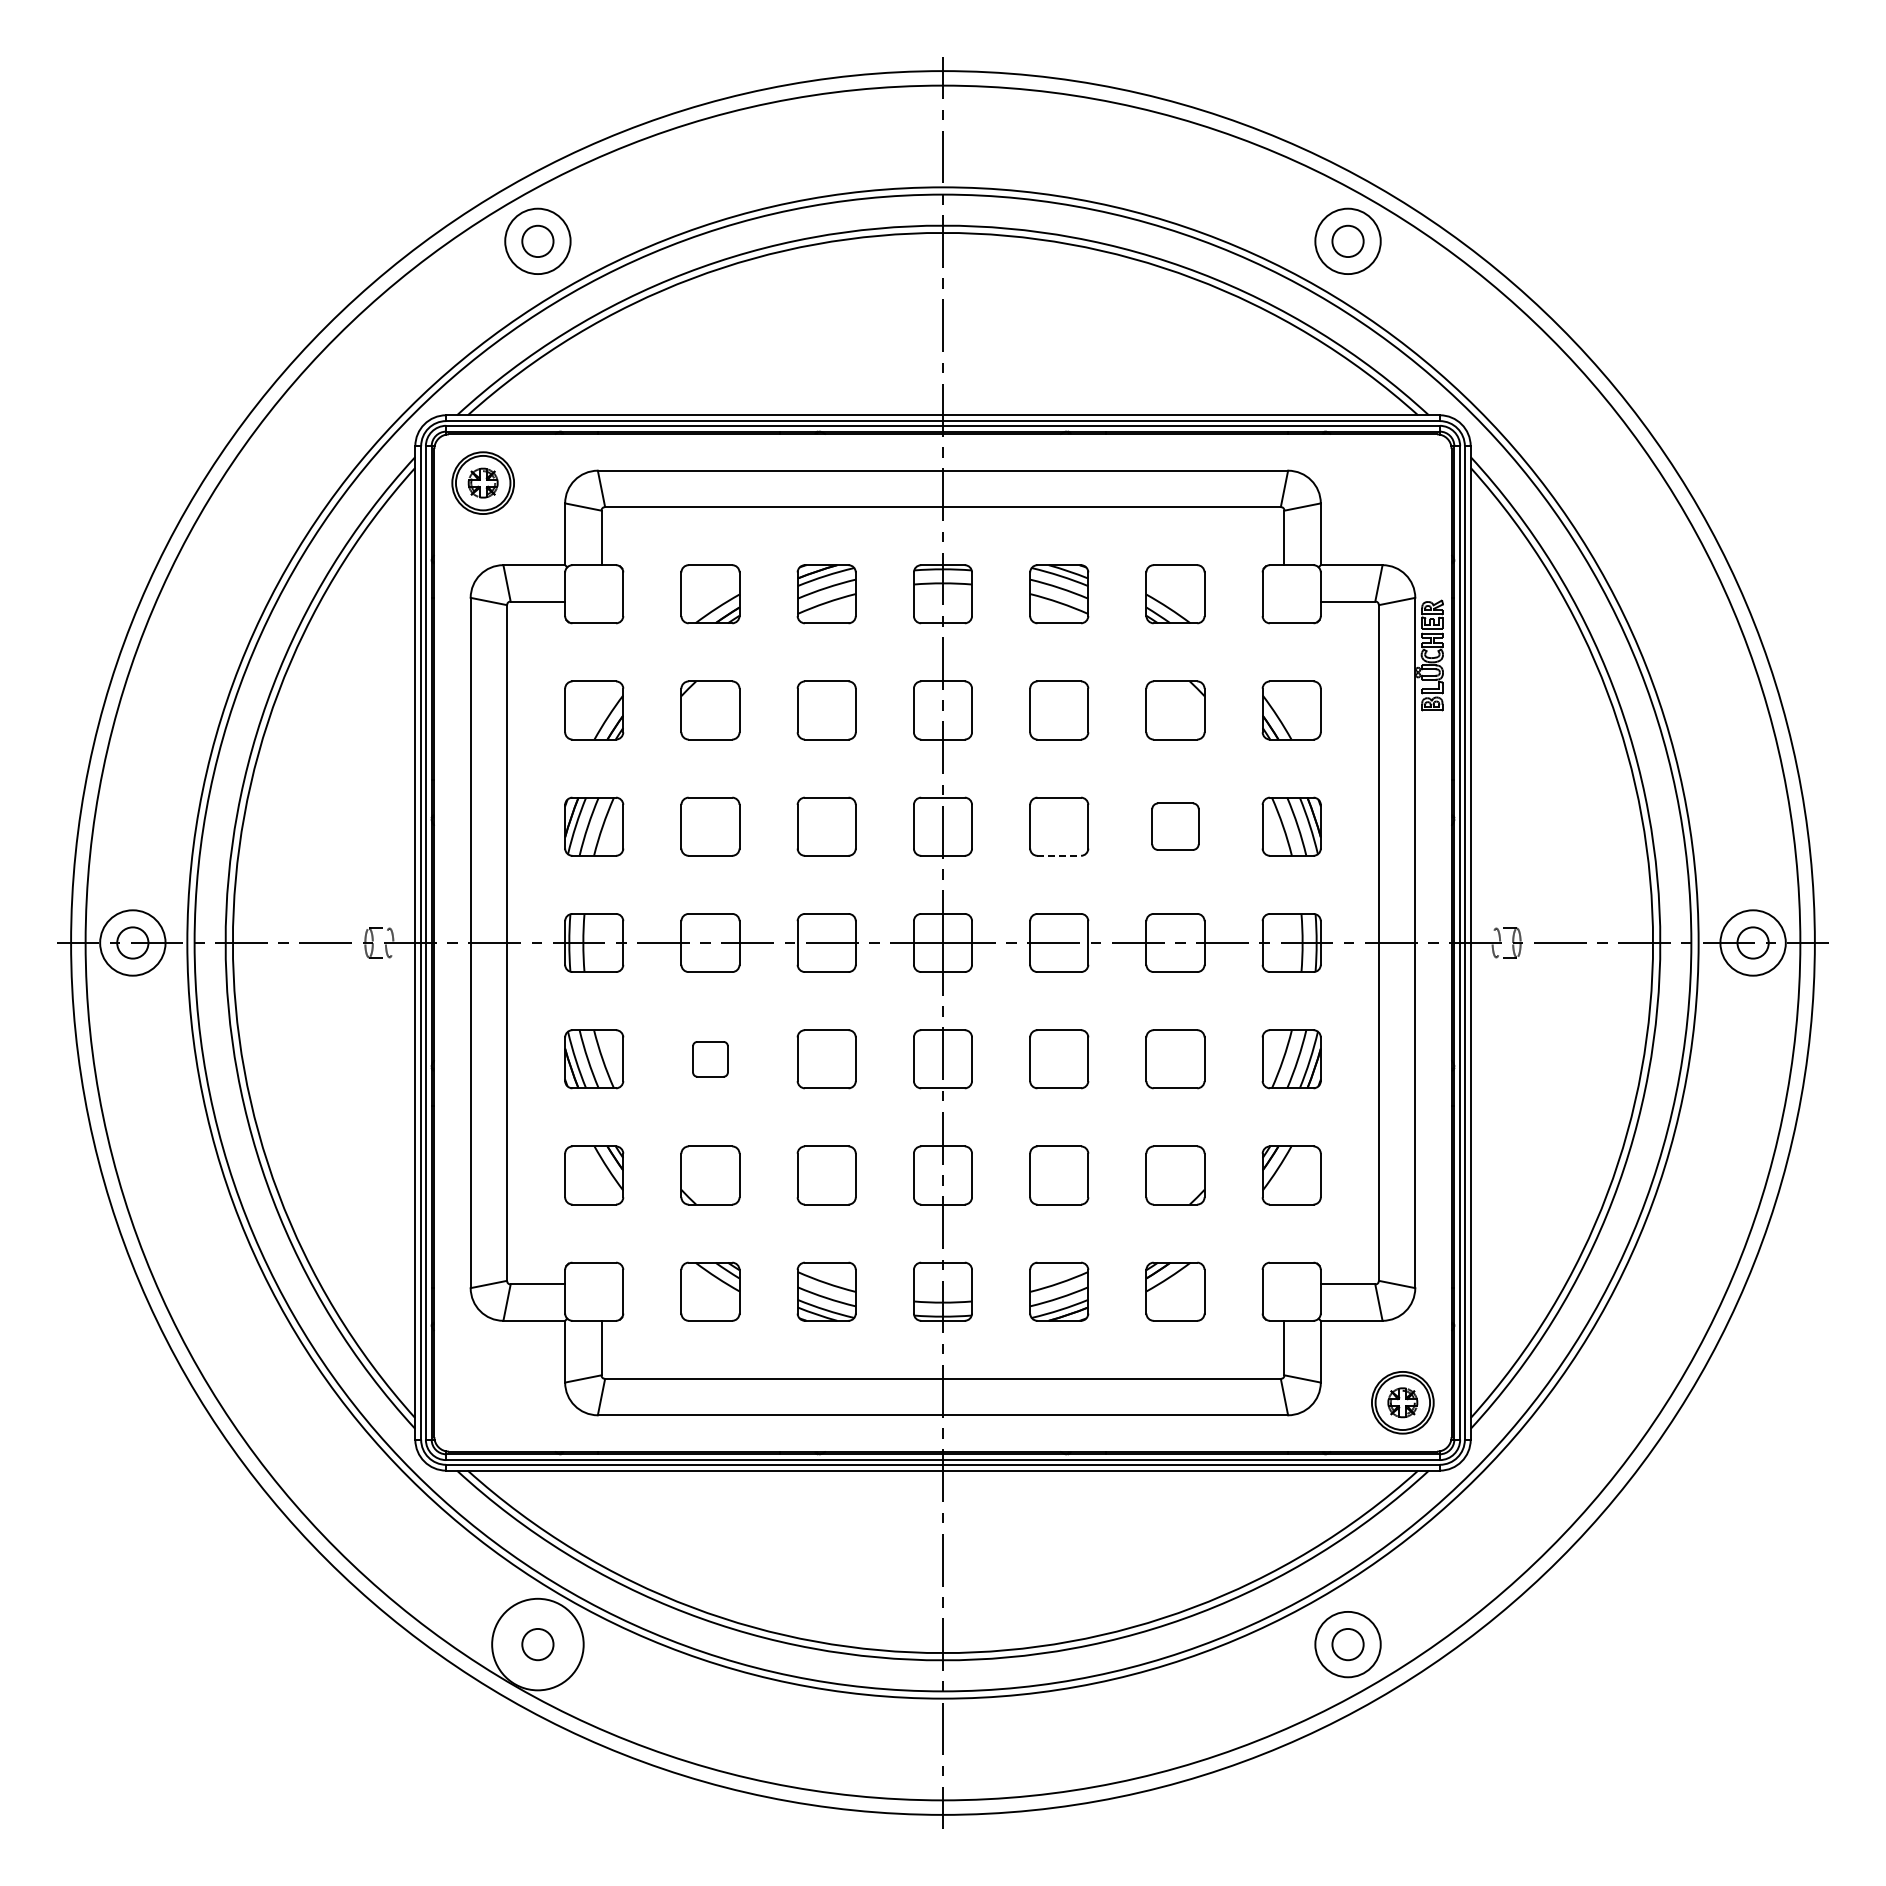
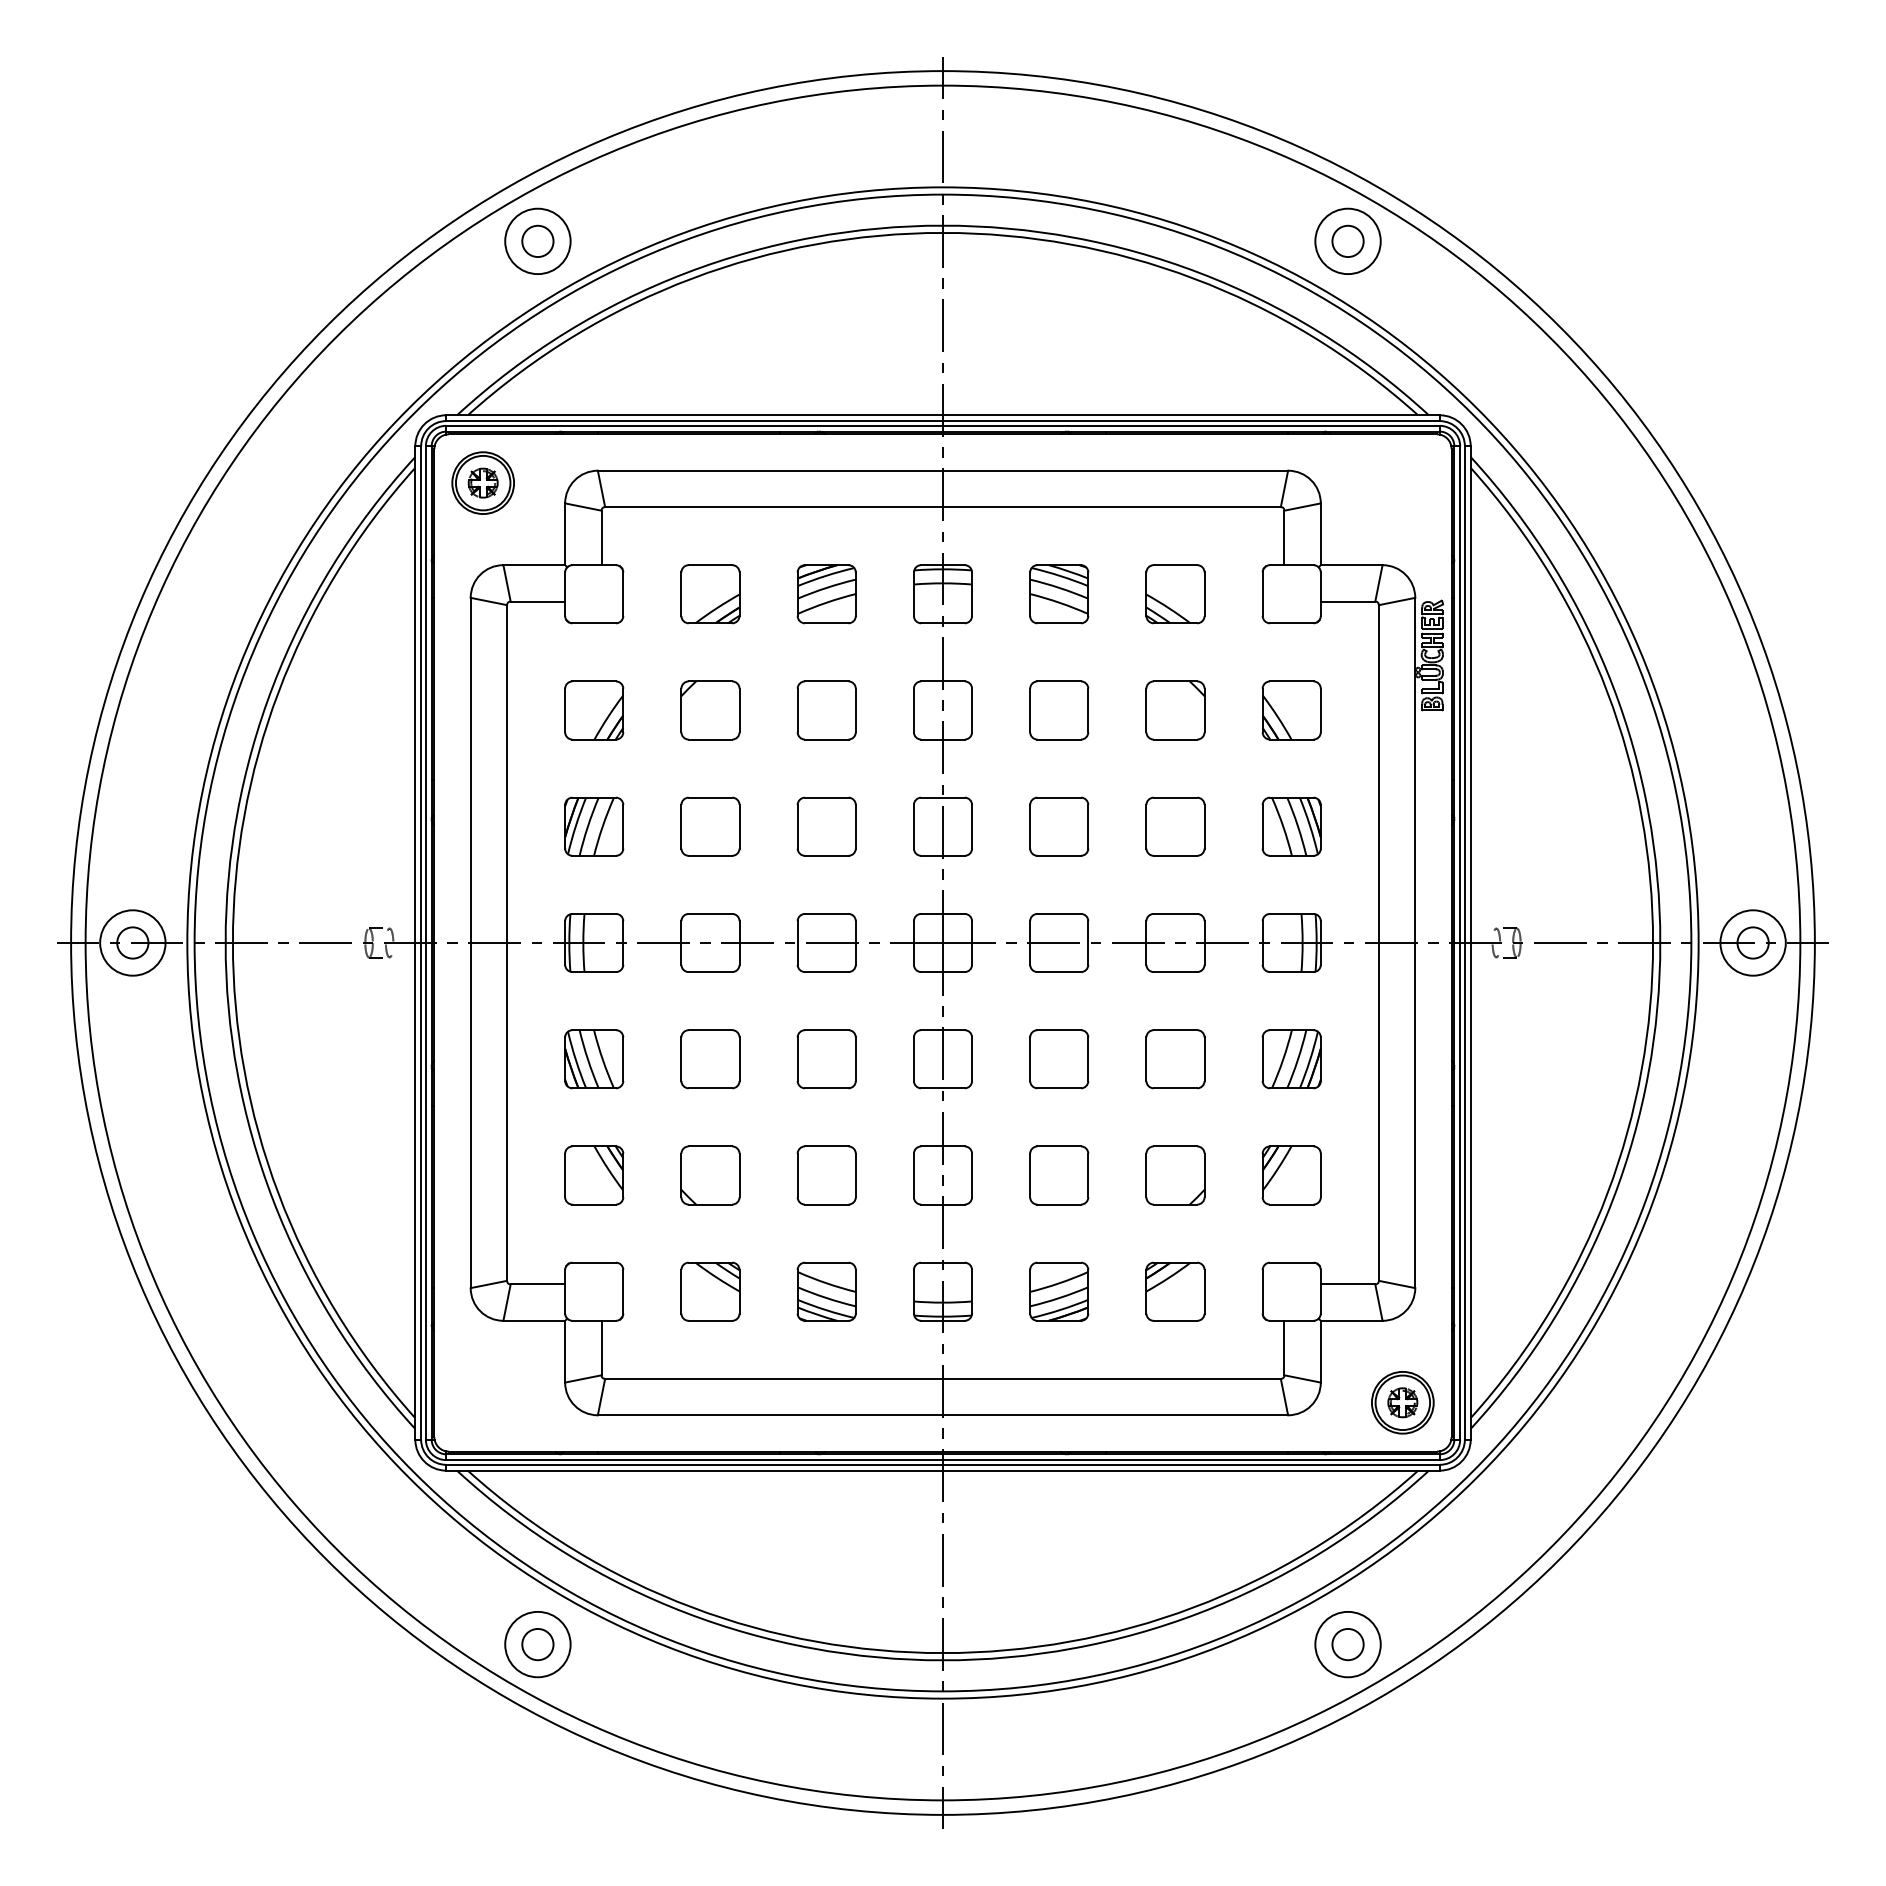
part size: 49x49 px -> 61x61 px (1175, 826)
line: dashed -> solid (1059, 855)
part size: 37x37 px -> 61x61 px (710, 1059)
circle diameter: 92 px -> 65 px (537, 1644)
